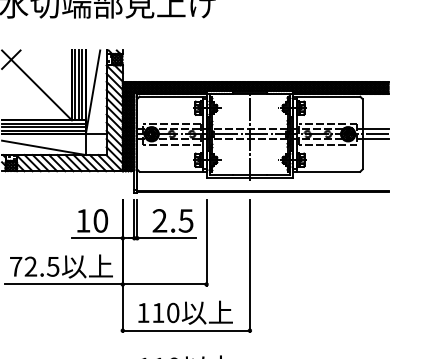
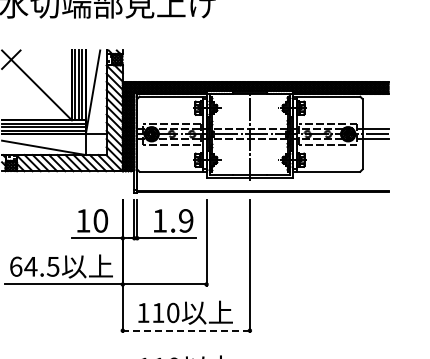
text: 2.5 -> 1.9 (172, 220)
text: 72.5 -> 64.5 (23, 266)
line: solid -> dashed (186, 330)
